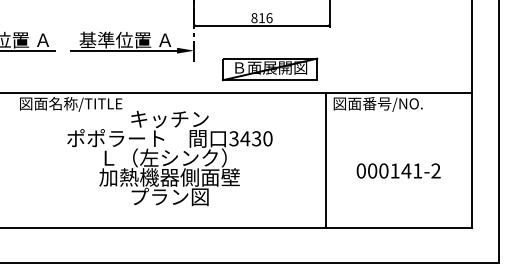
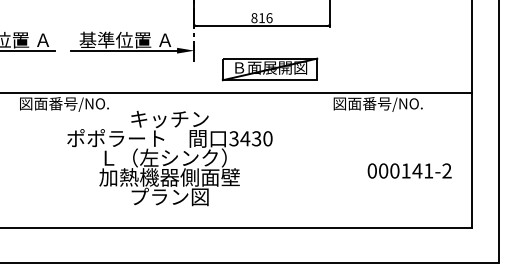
text: 図面名称/TITLE -> 図面番号/NO. (85, 103)
line: present -> none (325, 159)
text position: (398, 170) -> (409, 170) (409, 170)
